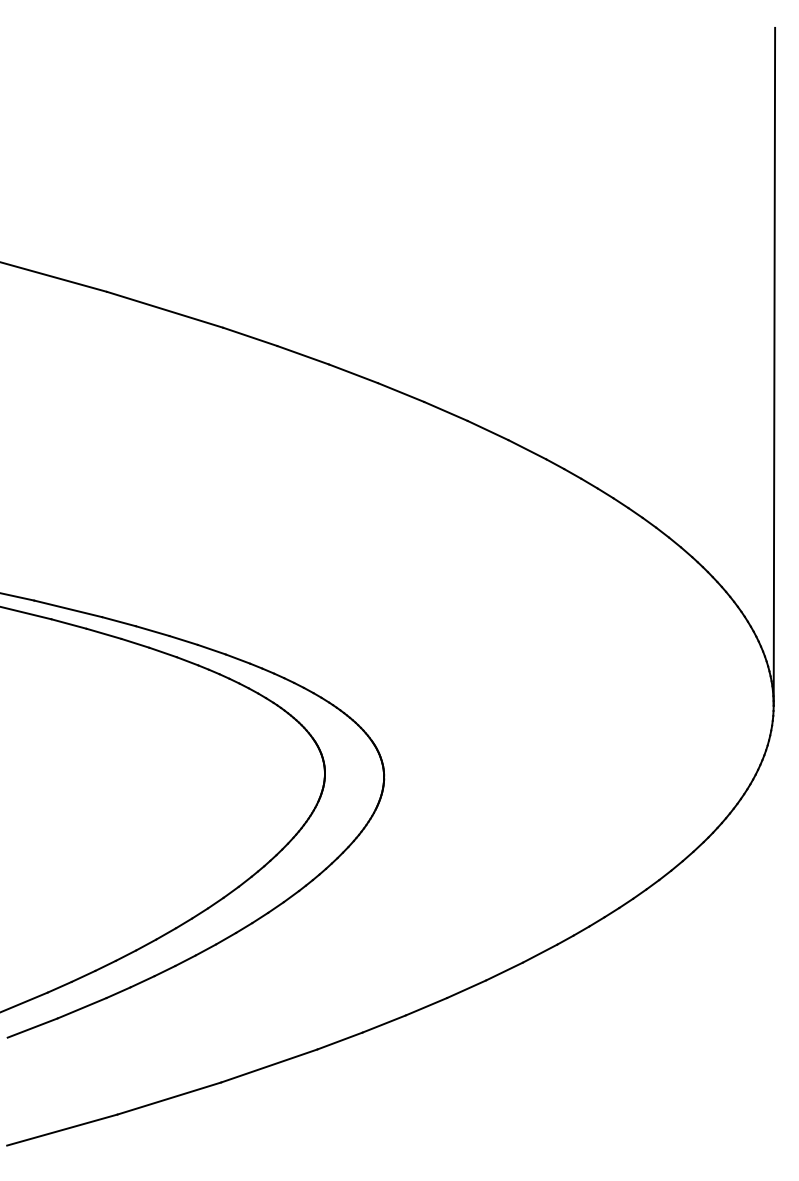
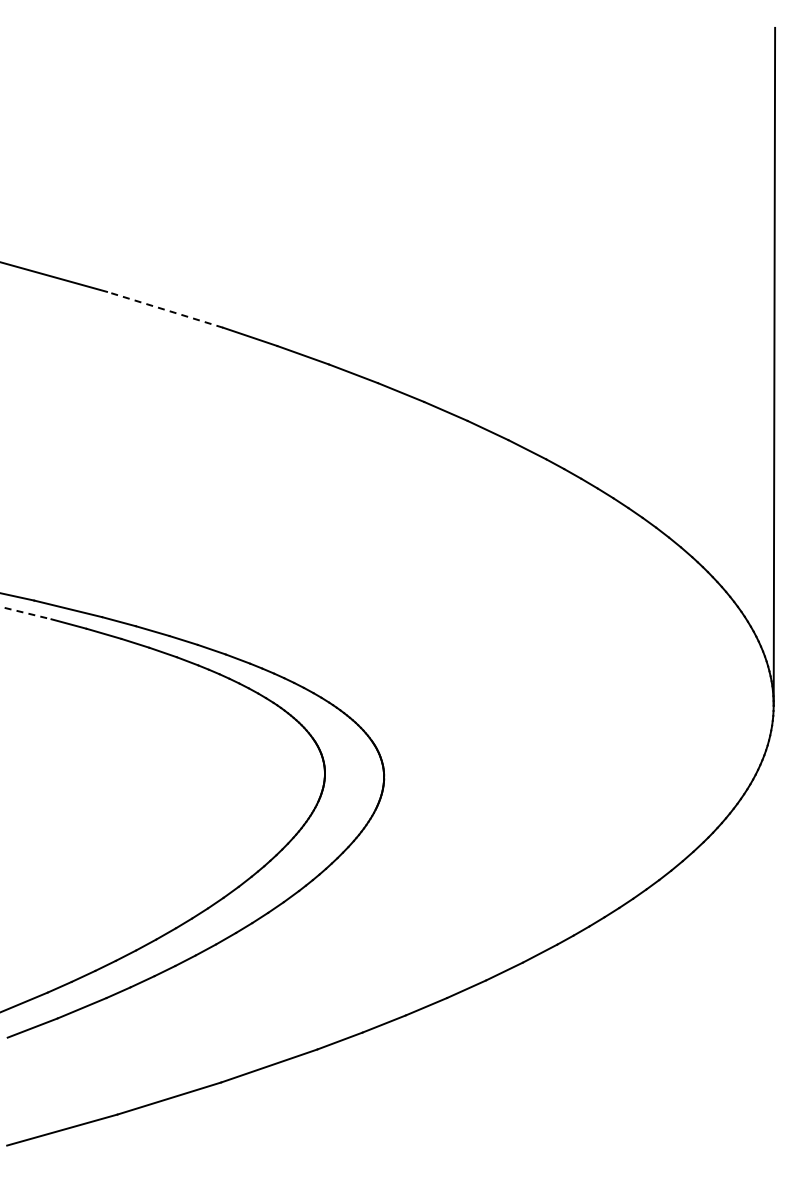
line: solid -> dashed (165, 309)
line: solid -> dashed (26, 613)
